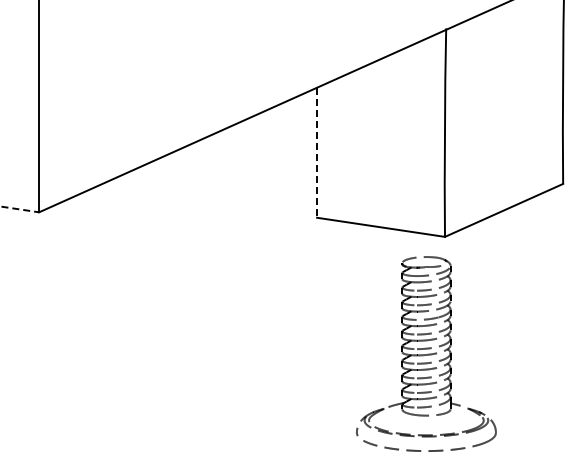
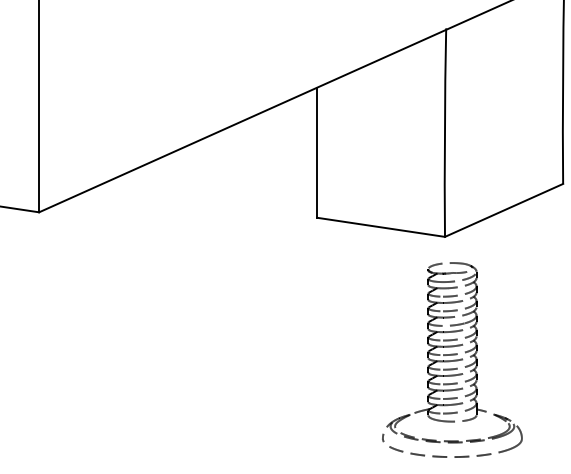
line: dashed -> solid (317, 153)
line: dashed -> solid (20, 209)
part position: (426, 353) -> (452, 359) (452, 359)
